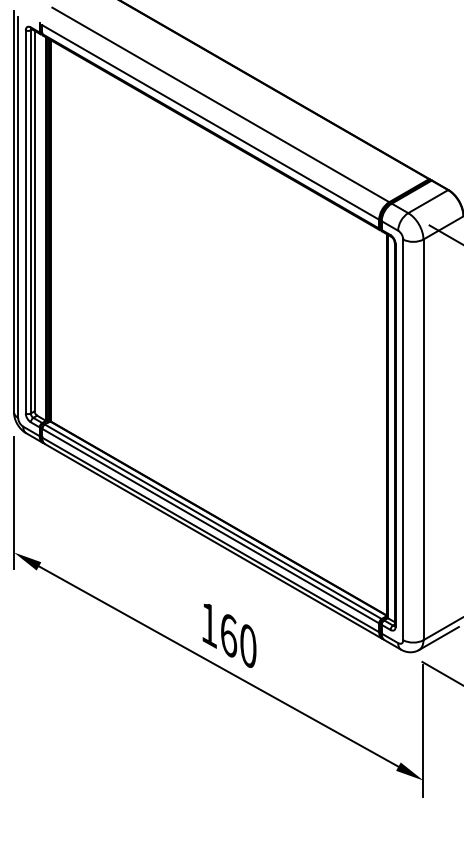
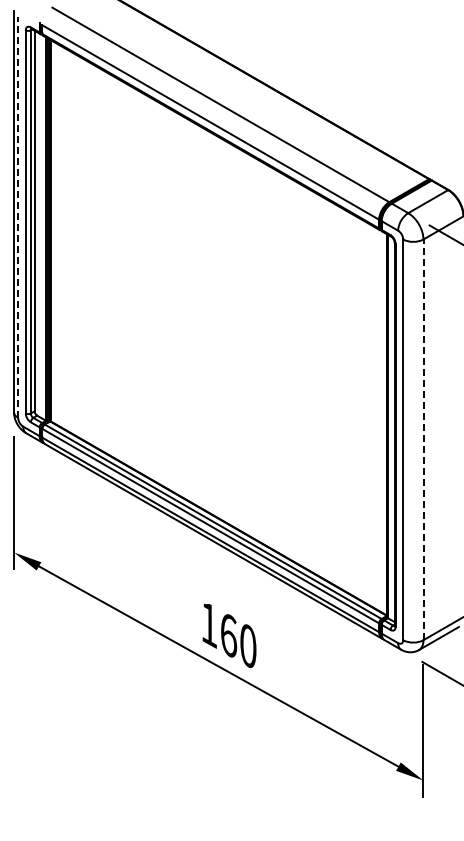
line: solid -> dashed (18, 217)
line: solid -> dashed (423, 439)
